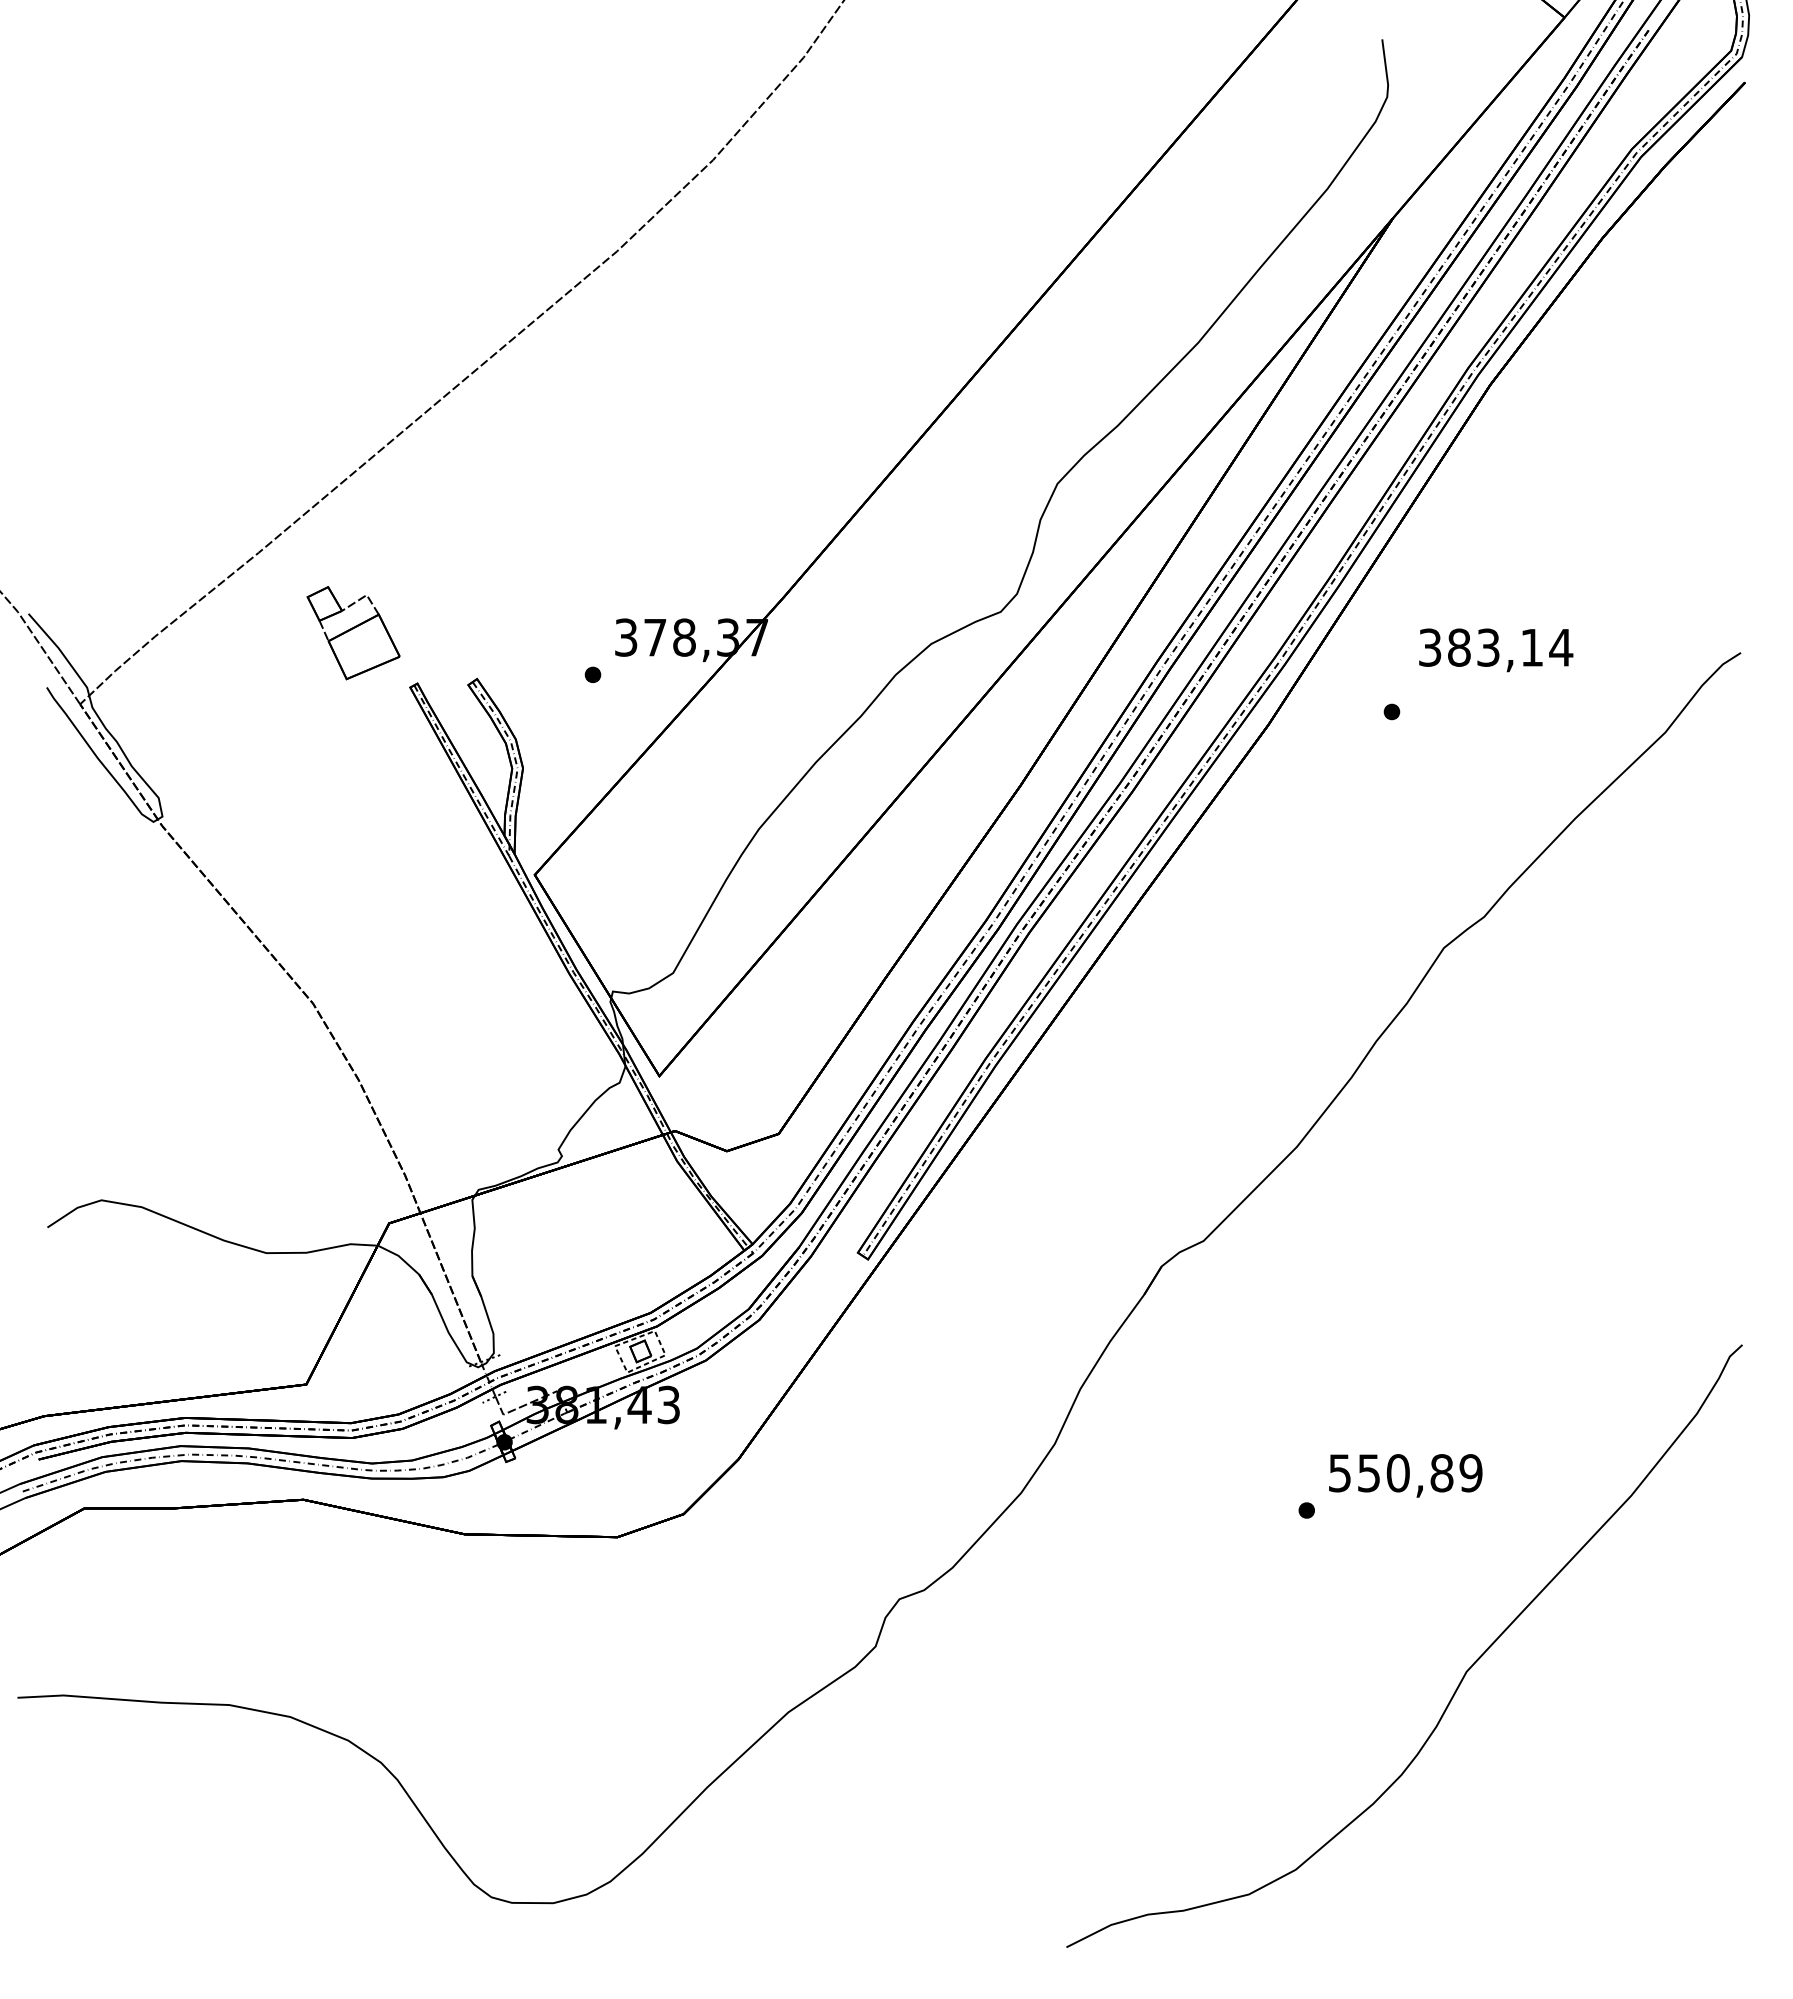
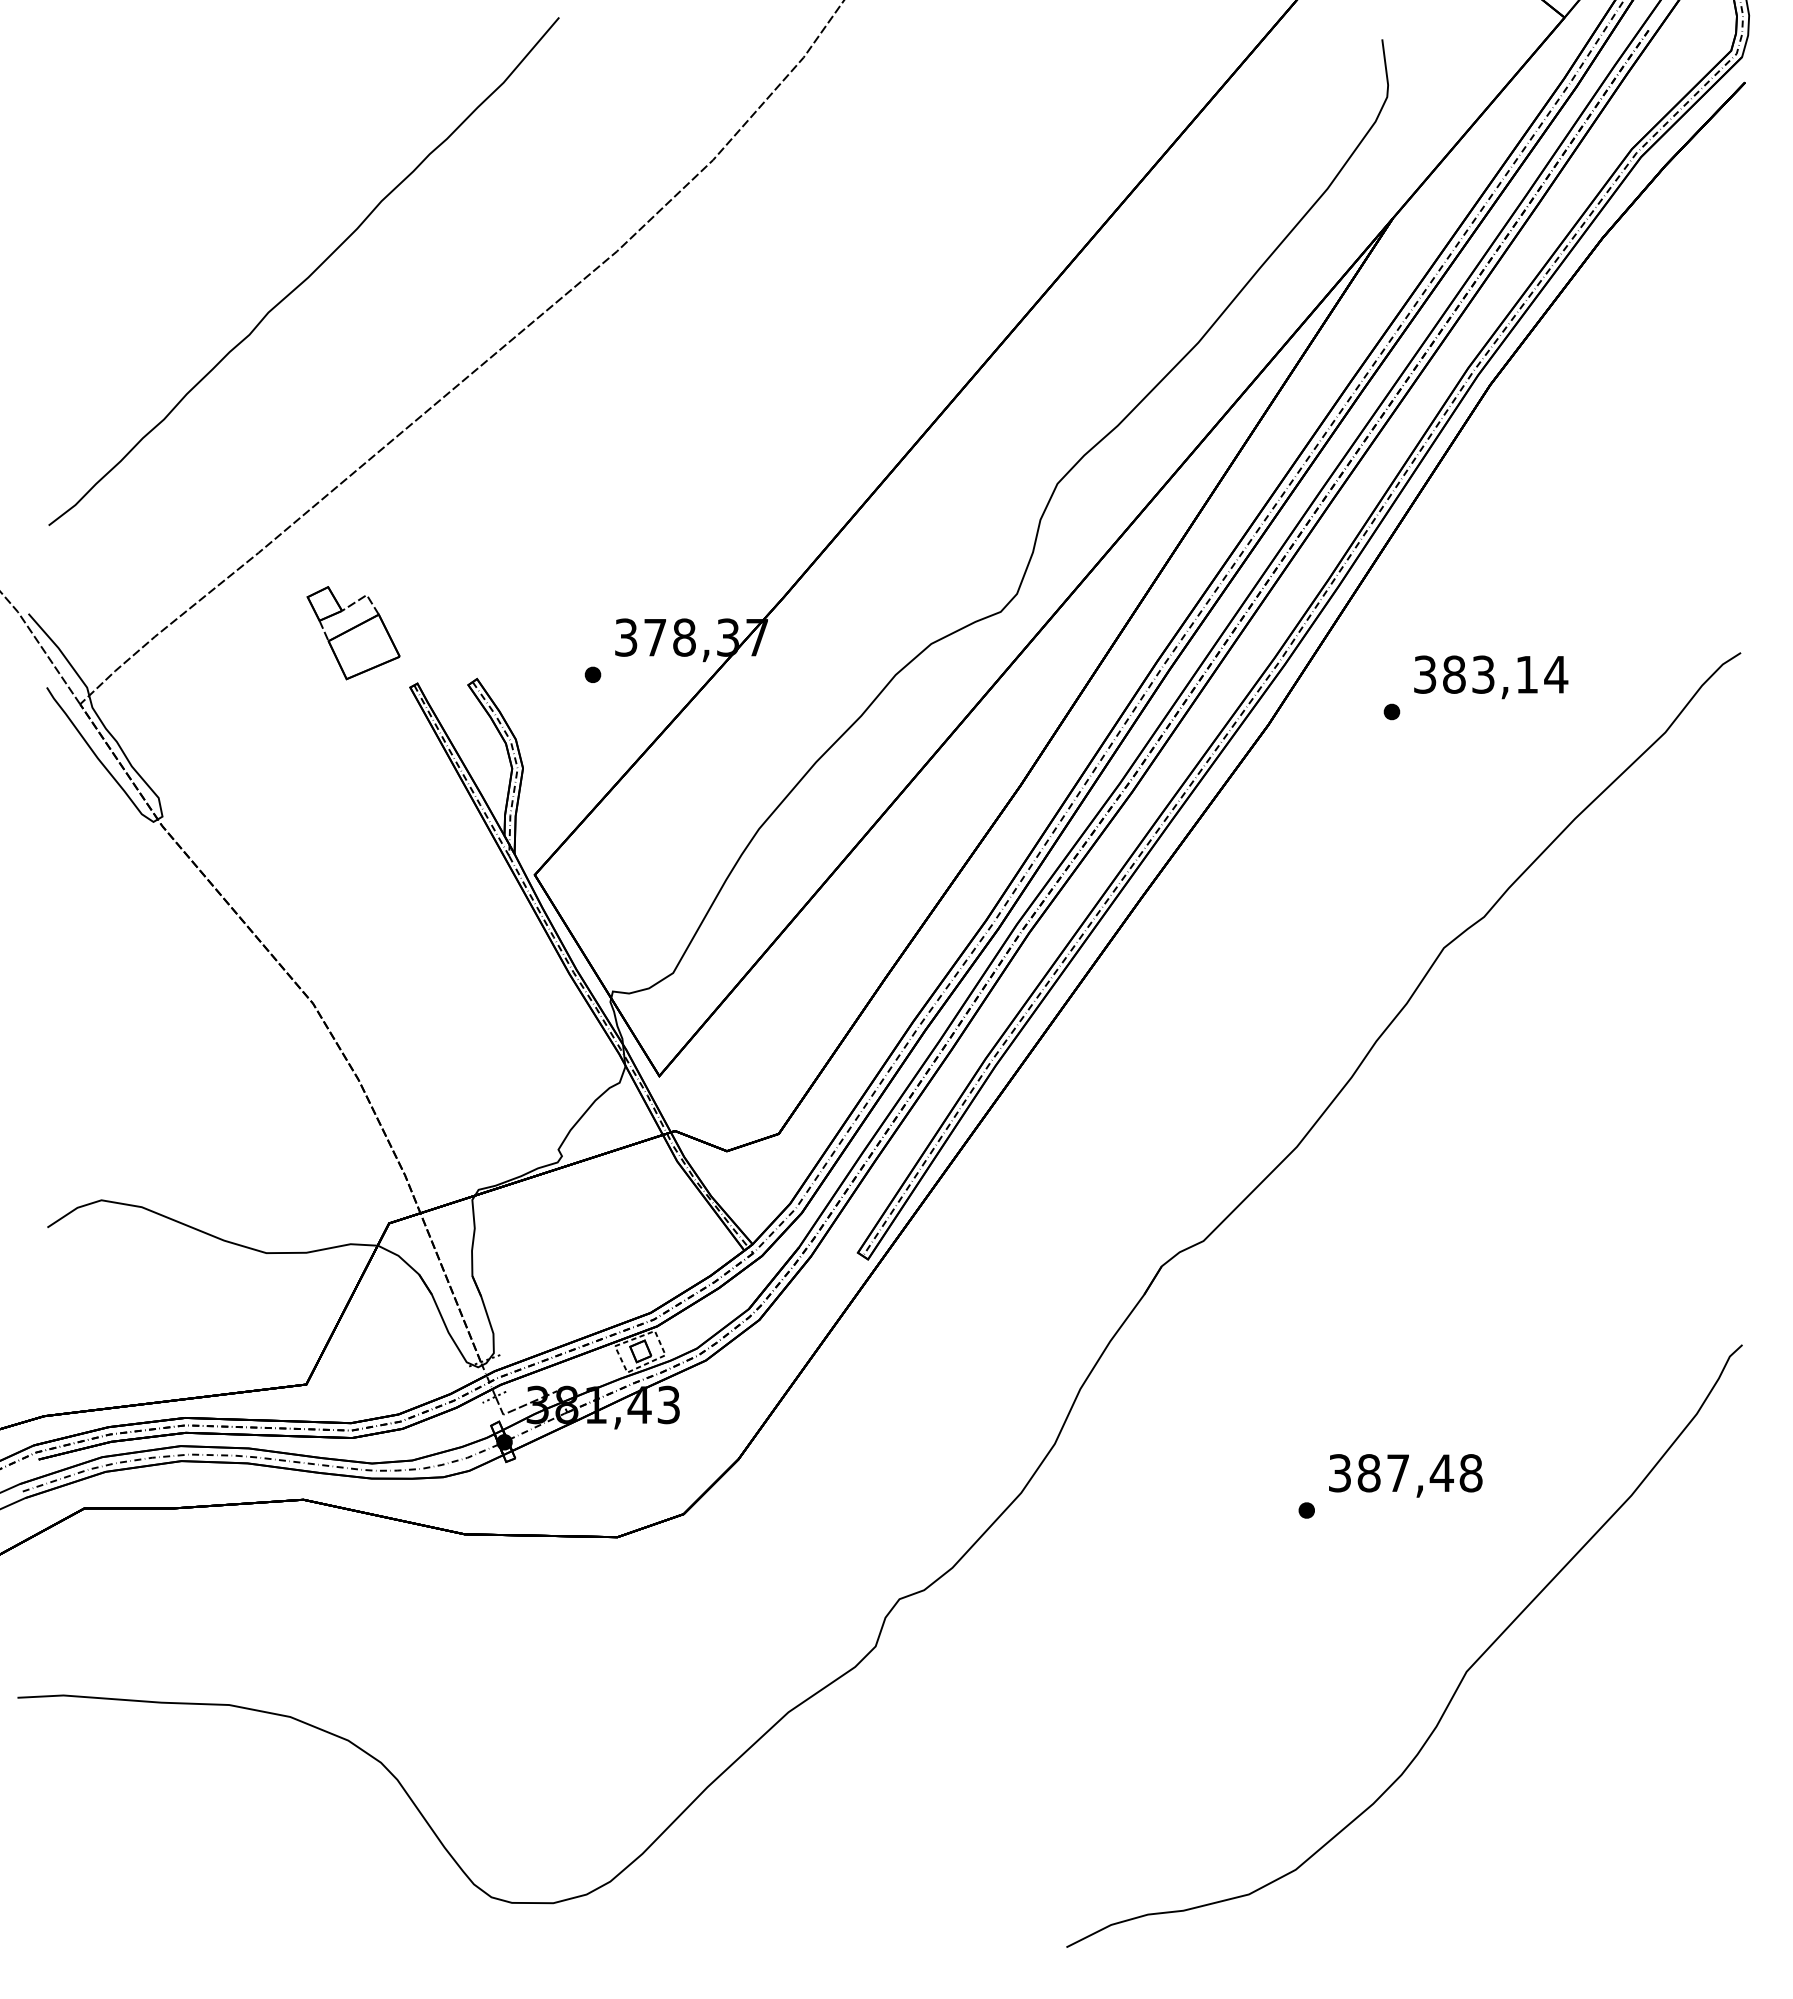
curve: none -> present (308, 275)
text position: (1496, 650) -> (1491, 677) (1491, 677)
text: 550,89 -> 387,48 (1406, 1473)
